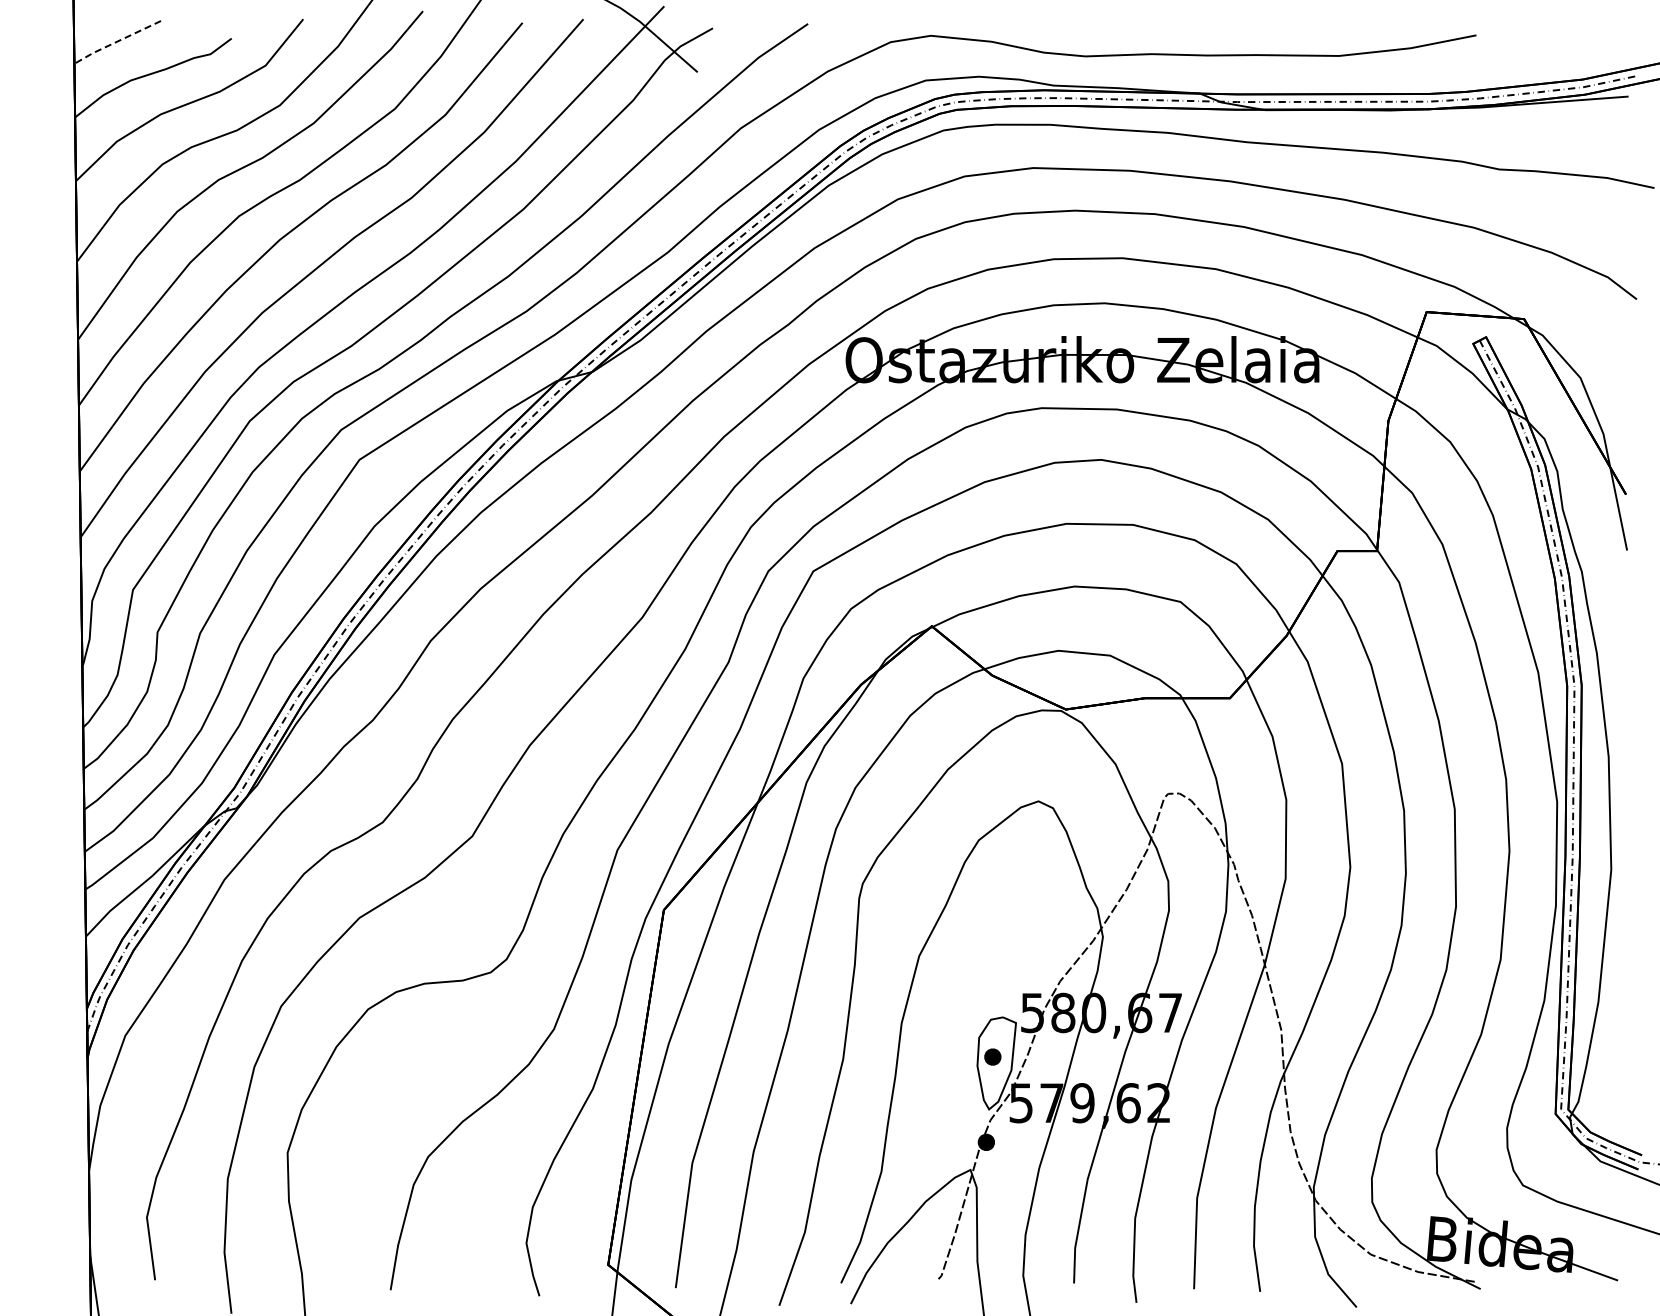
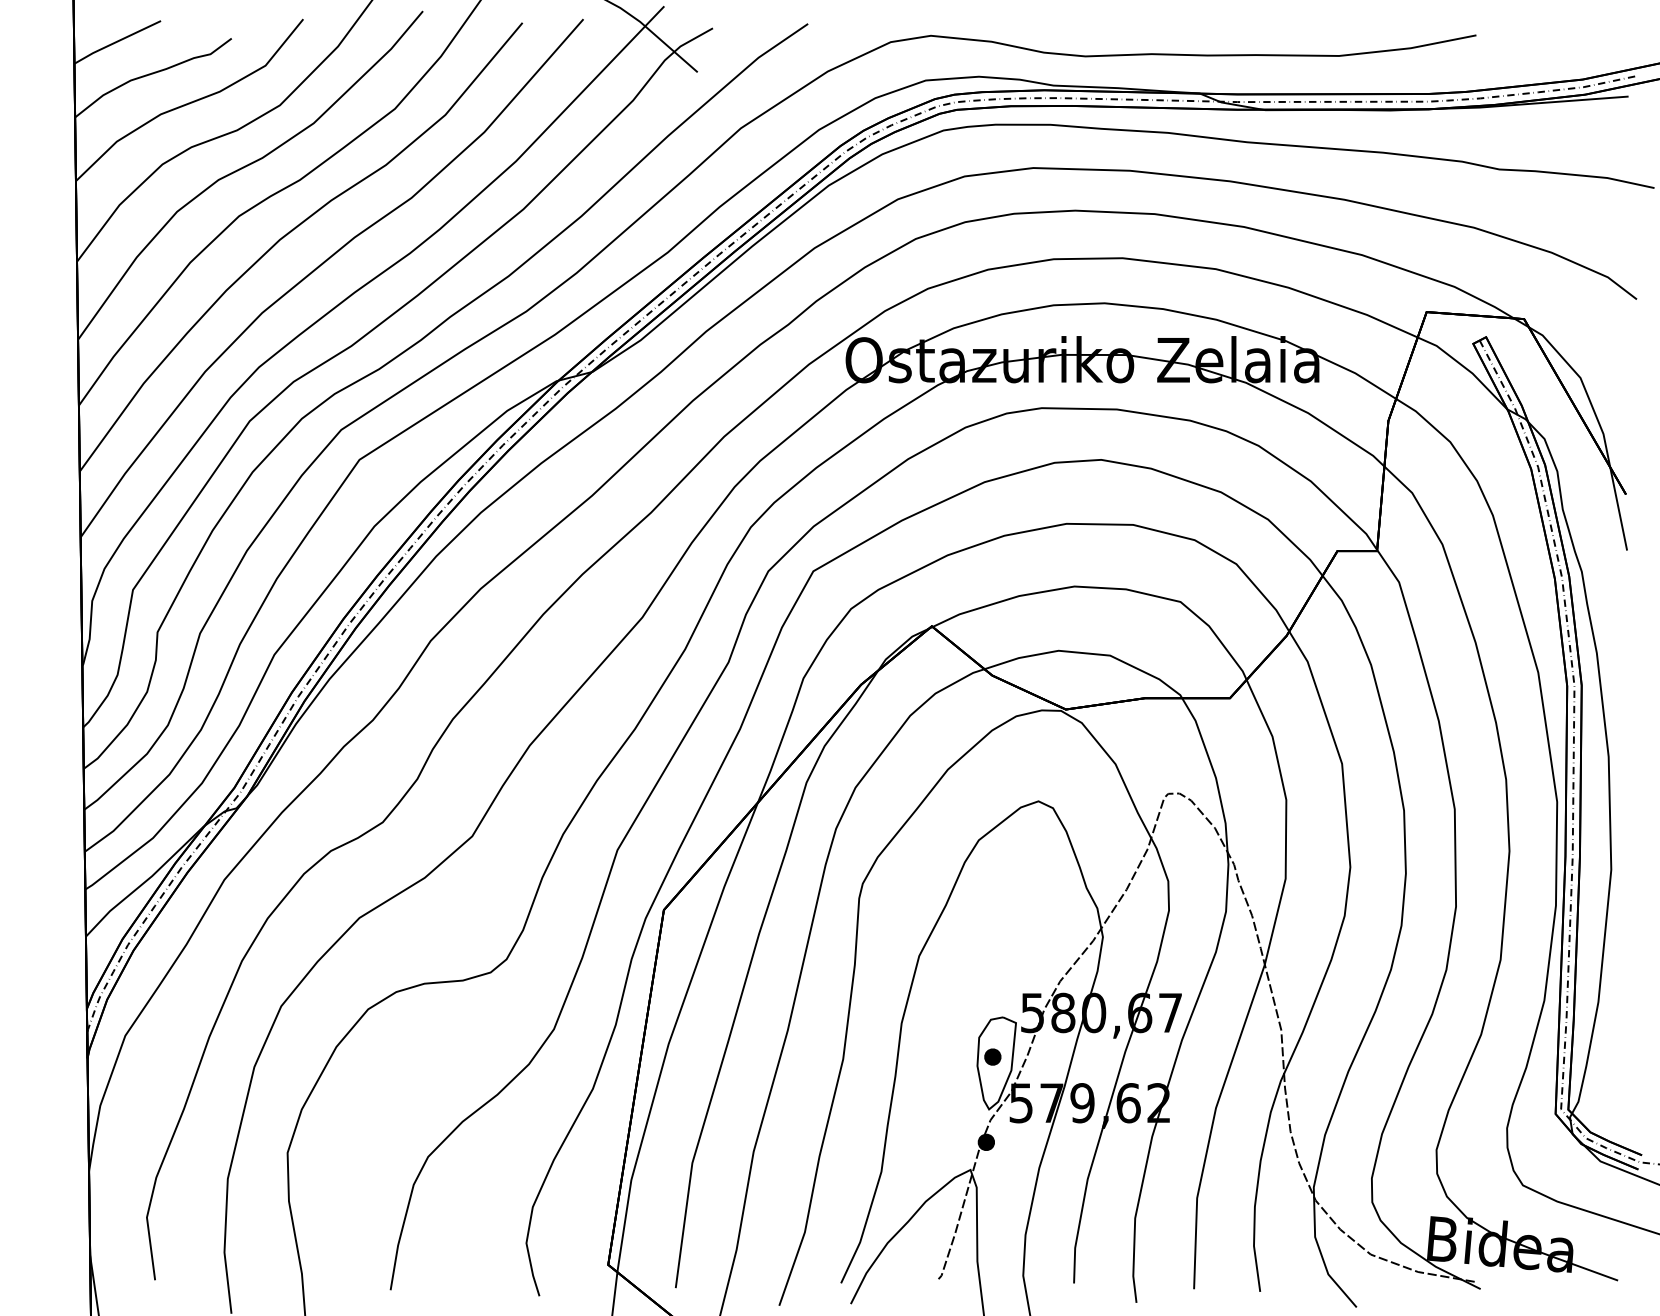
line: dashed -> solid (116, 42)
